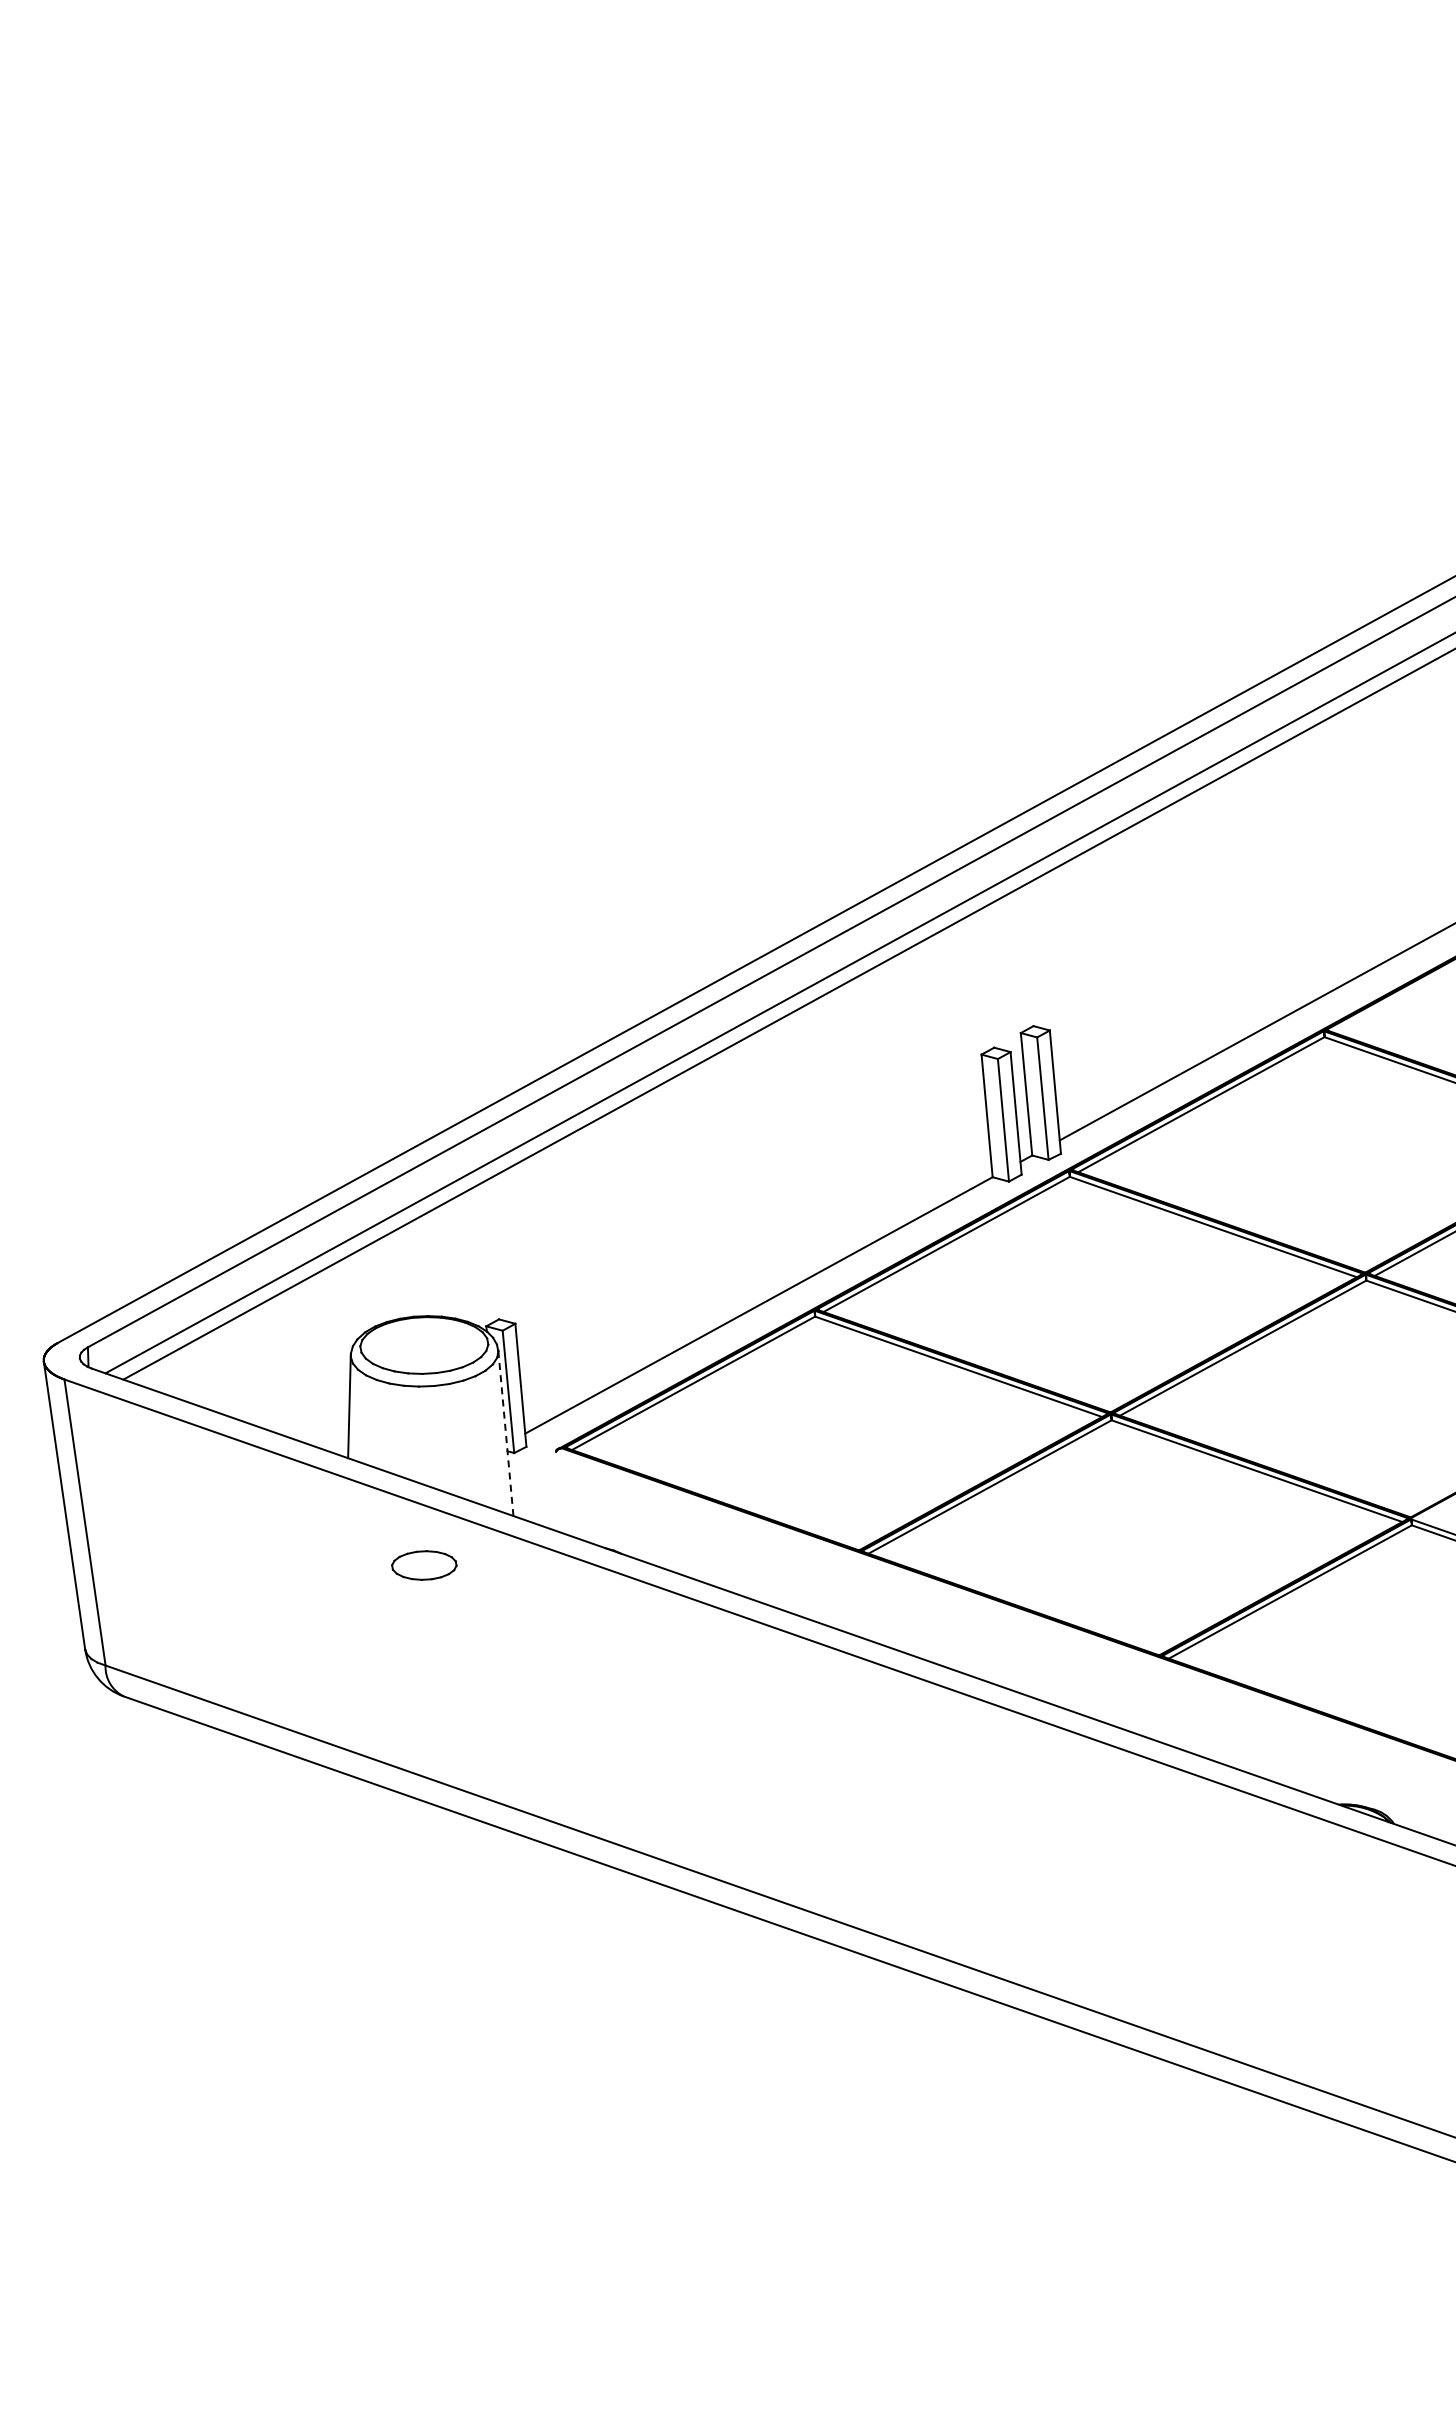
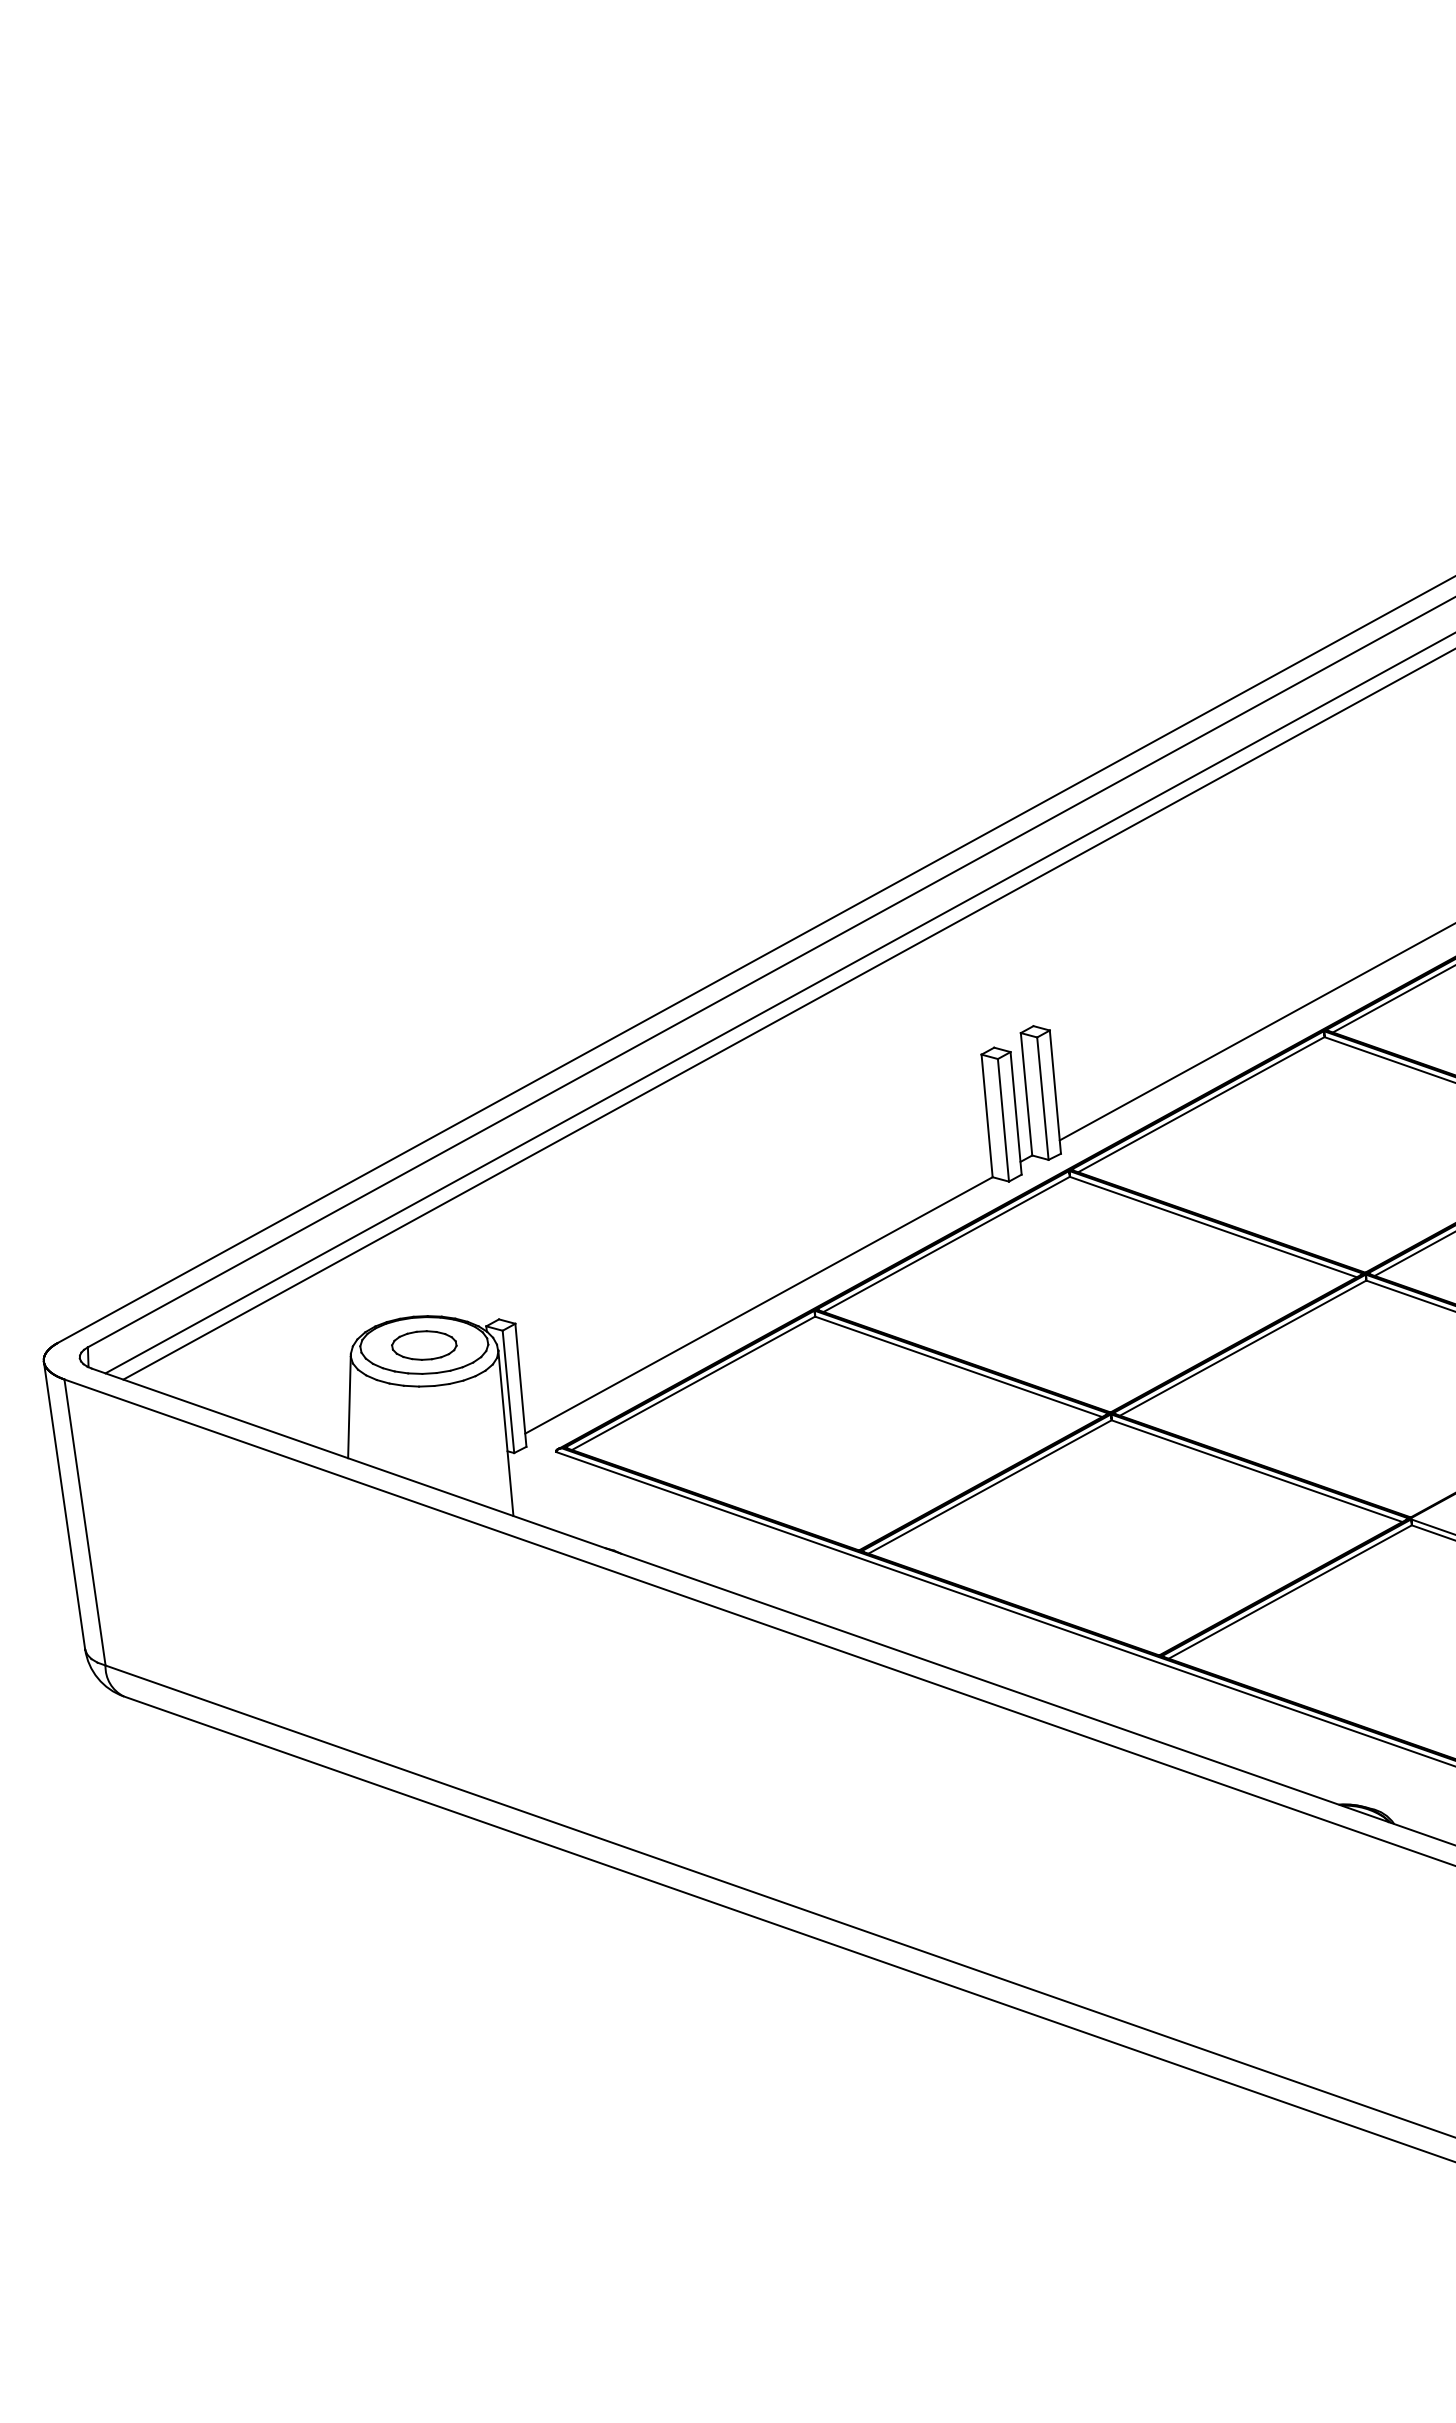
line: none -> present (1392, 999)
line: dashed -> solid (505, 1432)
part position: (424, 1565) -> (424, 1345) (424, 1345)
line: none -> present (1004, 1608)
